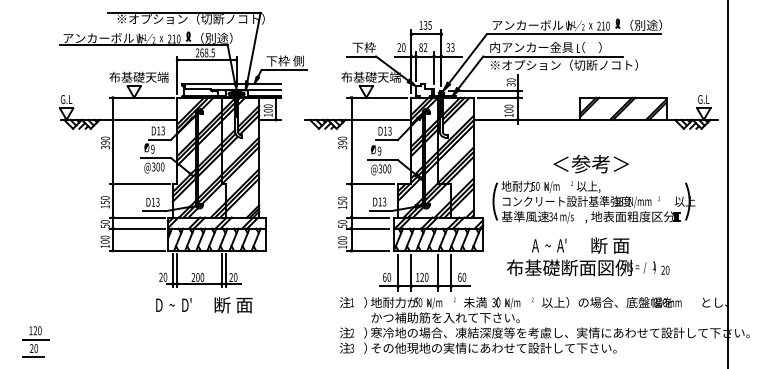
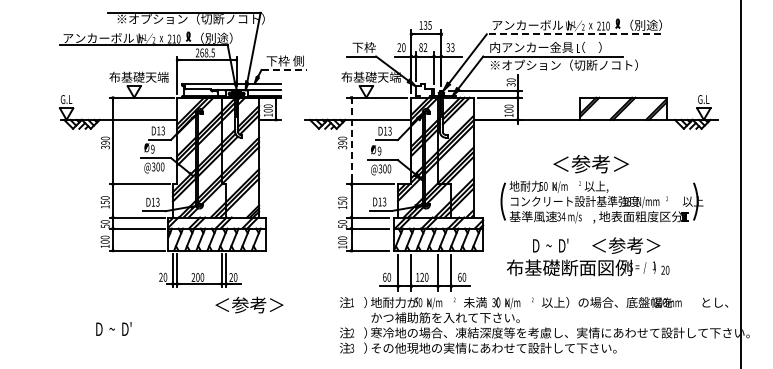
line: solid -> dashed (573, 34)
line: solid -> dashed (284, 70)
line: solid -> dashed (351, 141)
line position: (728, 183) -> (741, 183) (741, 183)
part position: (593, 201) -> (601, 201) (601, 201)
text: A  ~  A' -> D  ~  D' (550, 245)
text: 断 面 -> ＜参考＞ (625, 245)
text position: (173, 304) -> (113, 328) (113, 328)
text: 断 面 -> ＜参考＞ (248, 304)
part: present -> none (35, 341)
